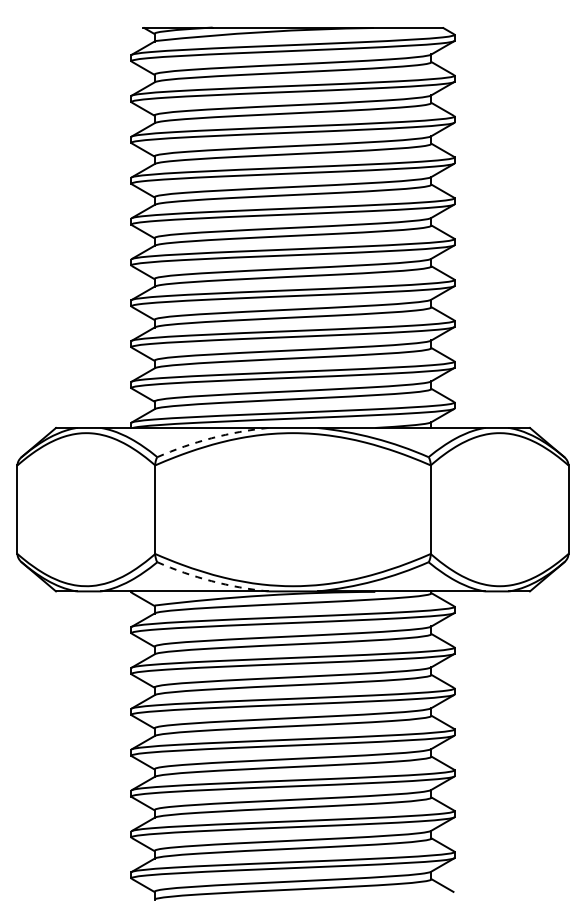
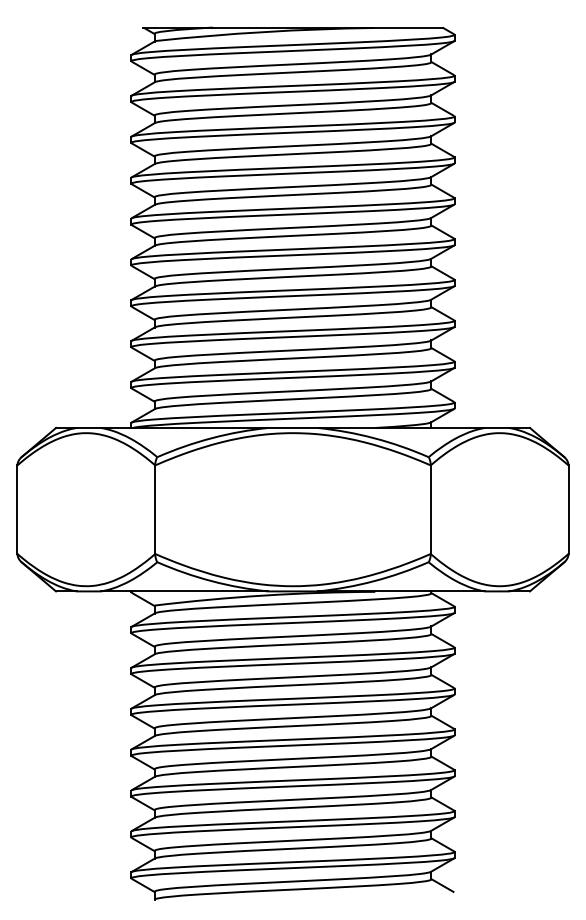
arc: dashed -> solid (211, 438)
arc: dashed -> solid (211, 581)
